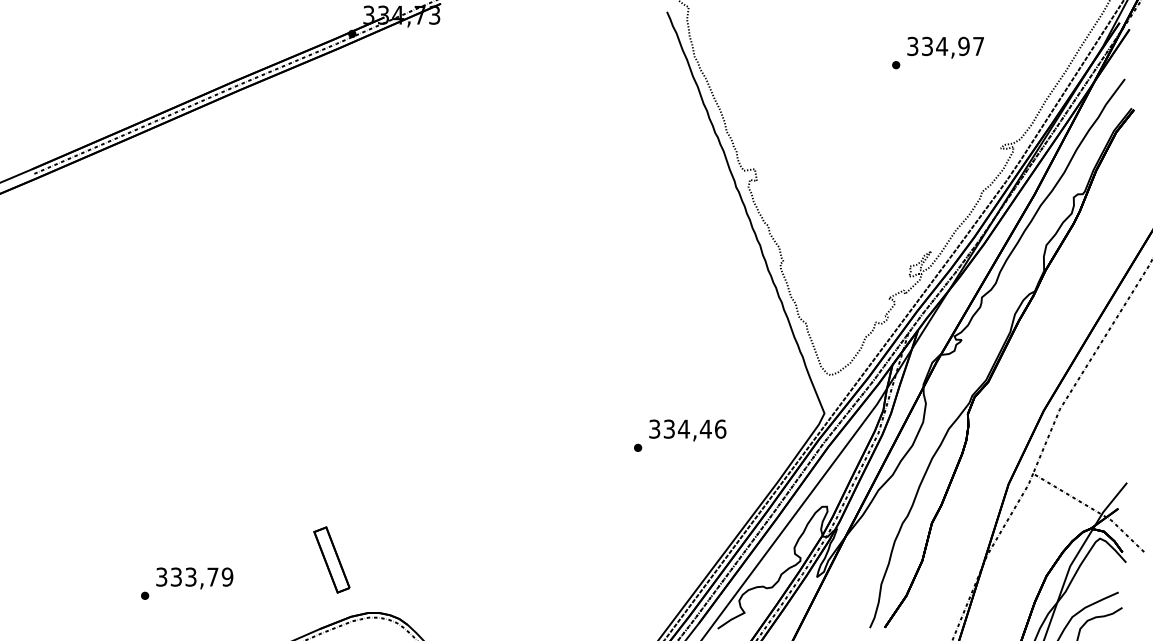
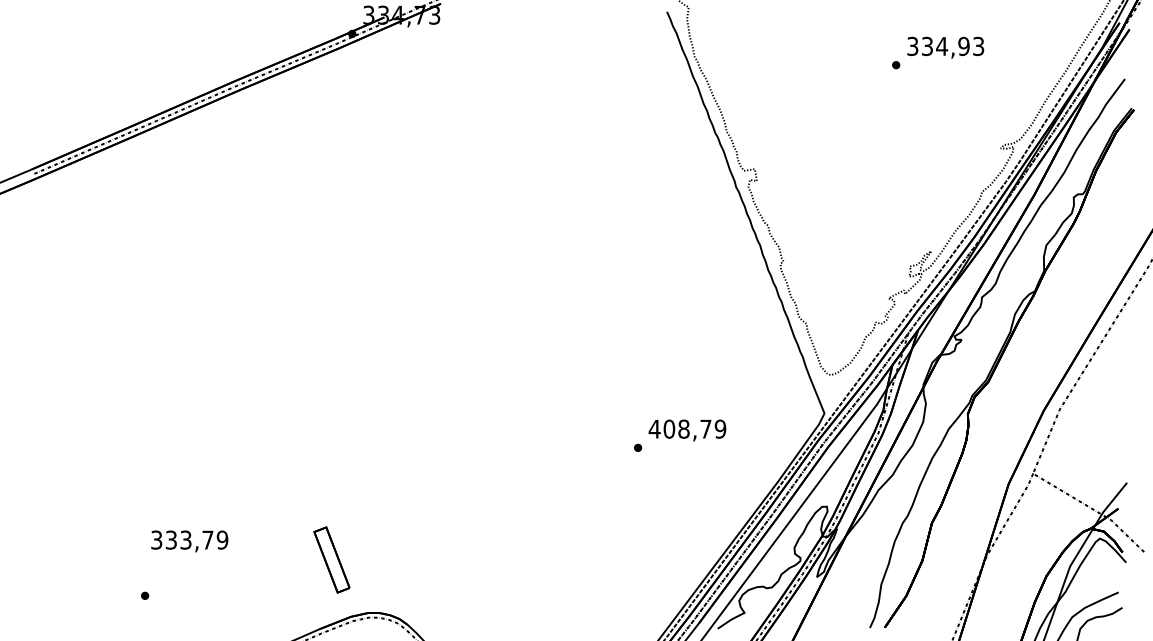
text: 334,97 -> 334,93 (978, 46)
text: 334,46 -> 408,79 (687, 428)
text position: (194, 578) -> (189, 541) (189, 541)
